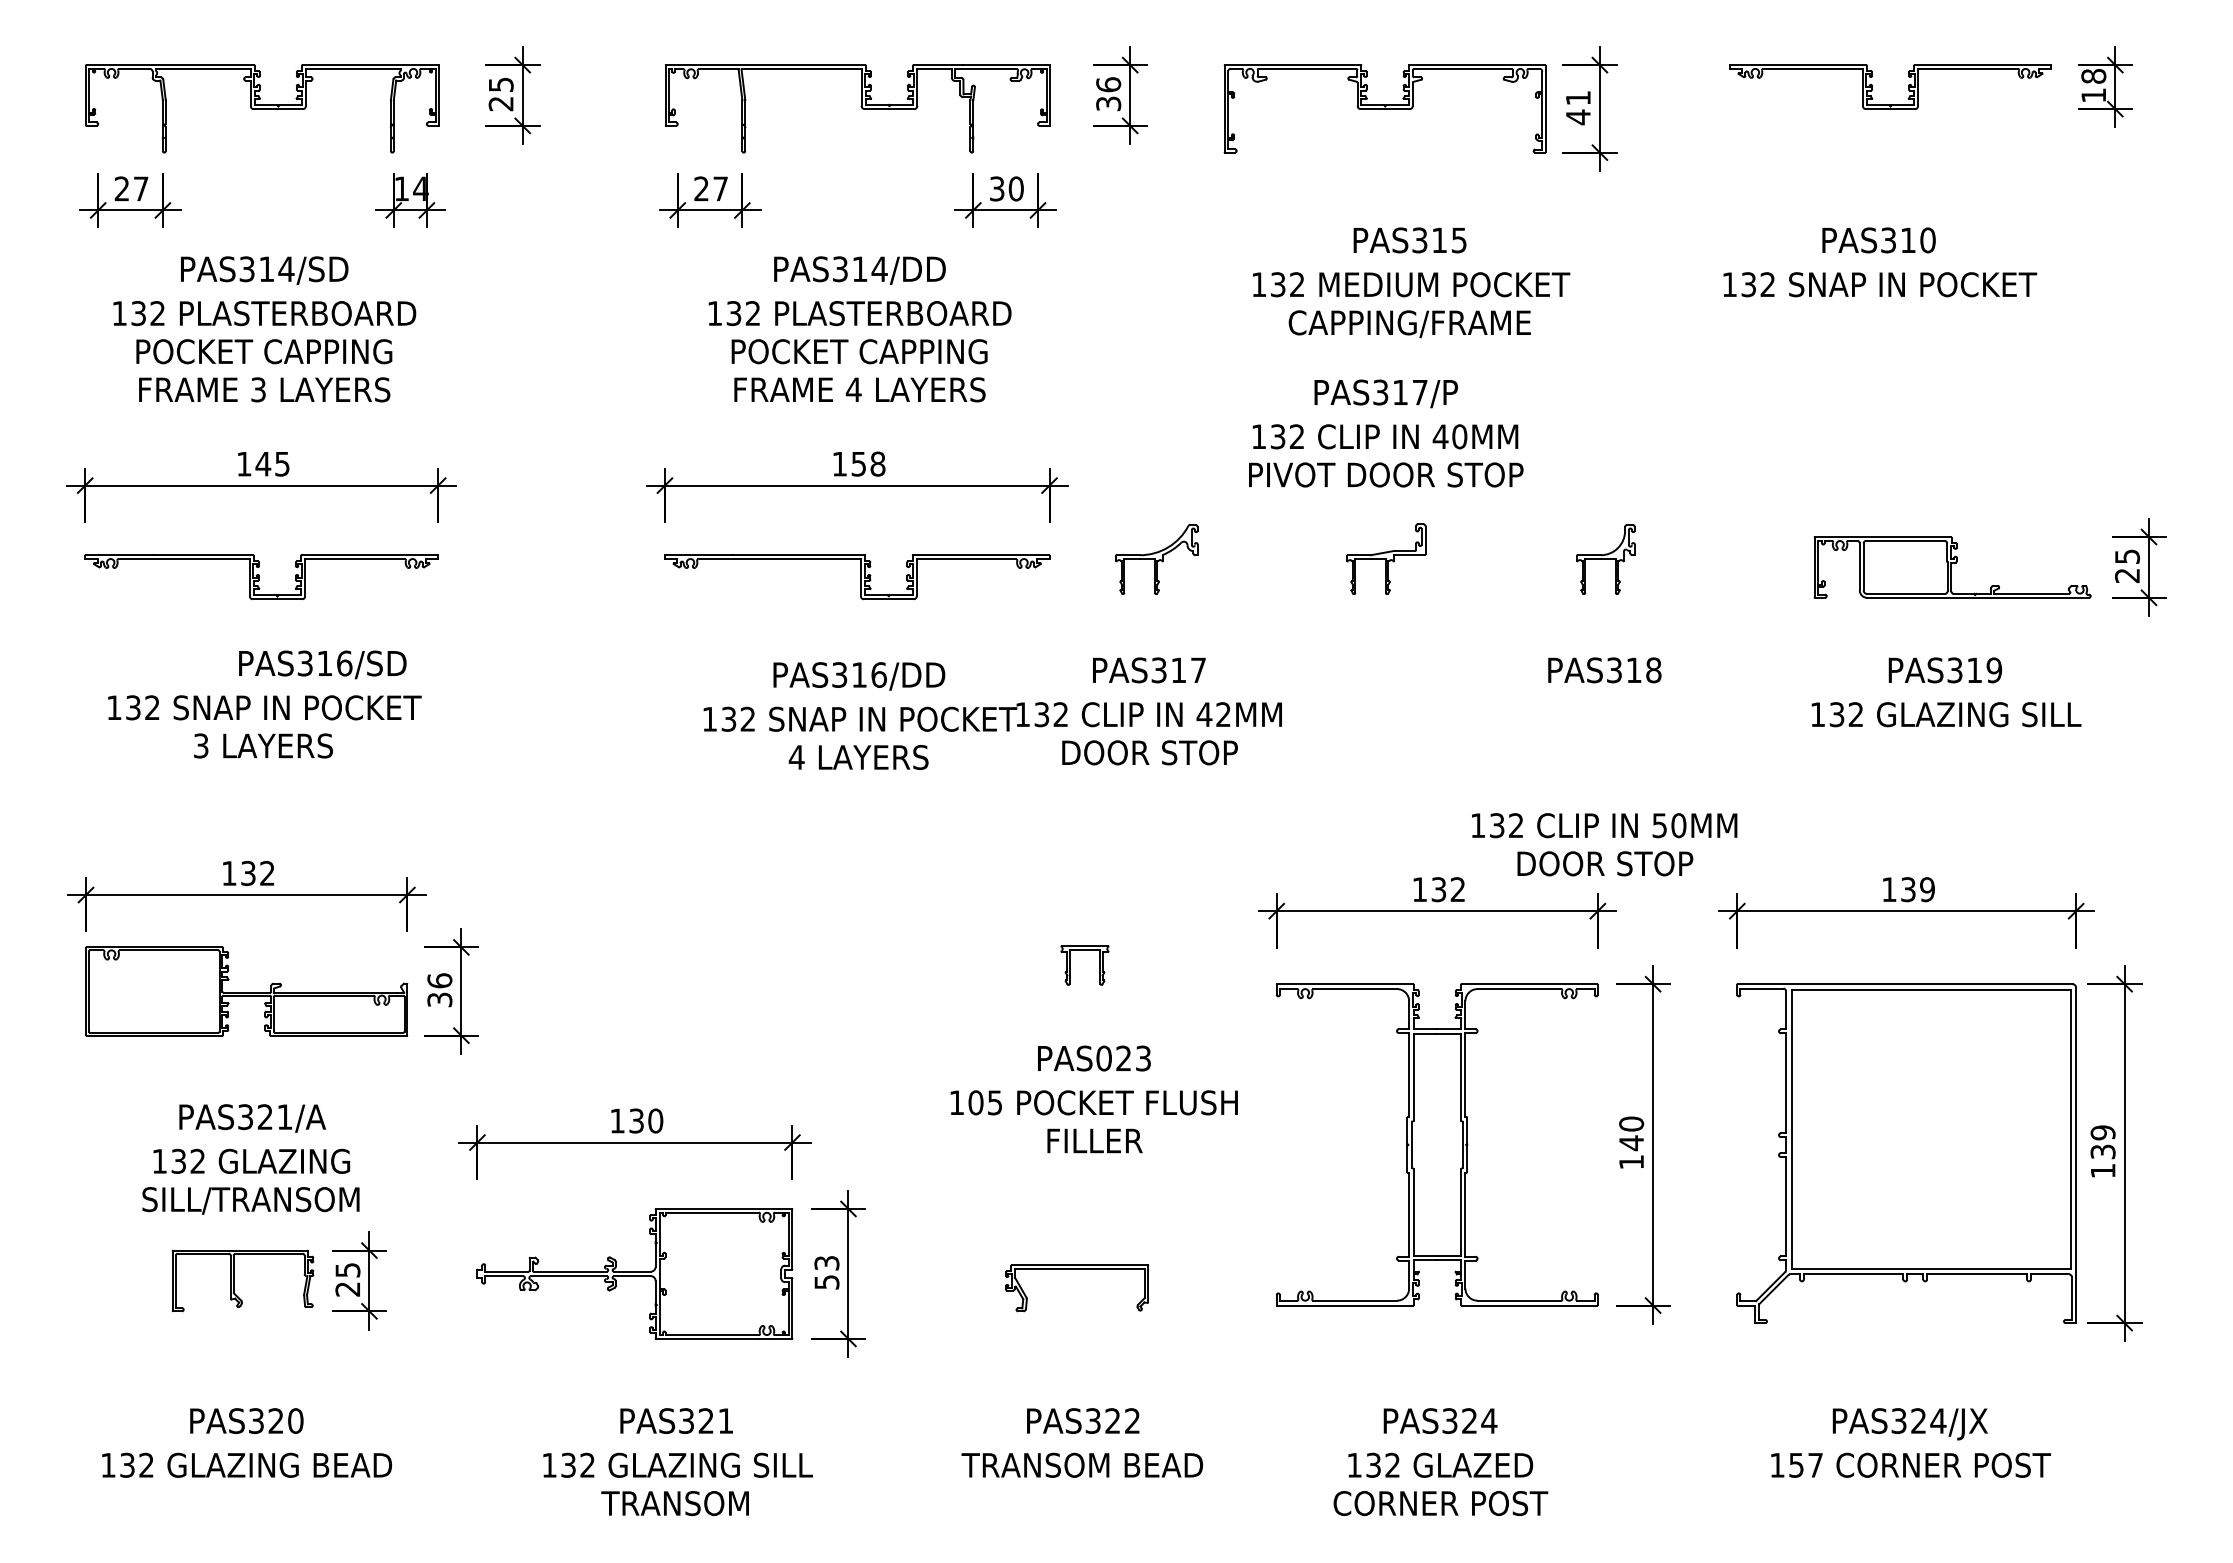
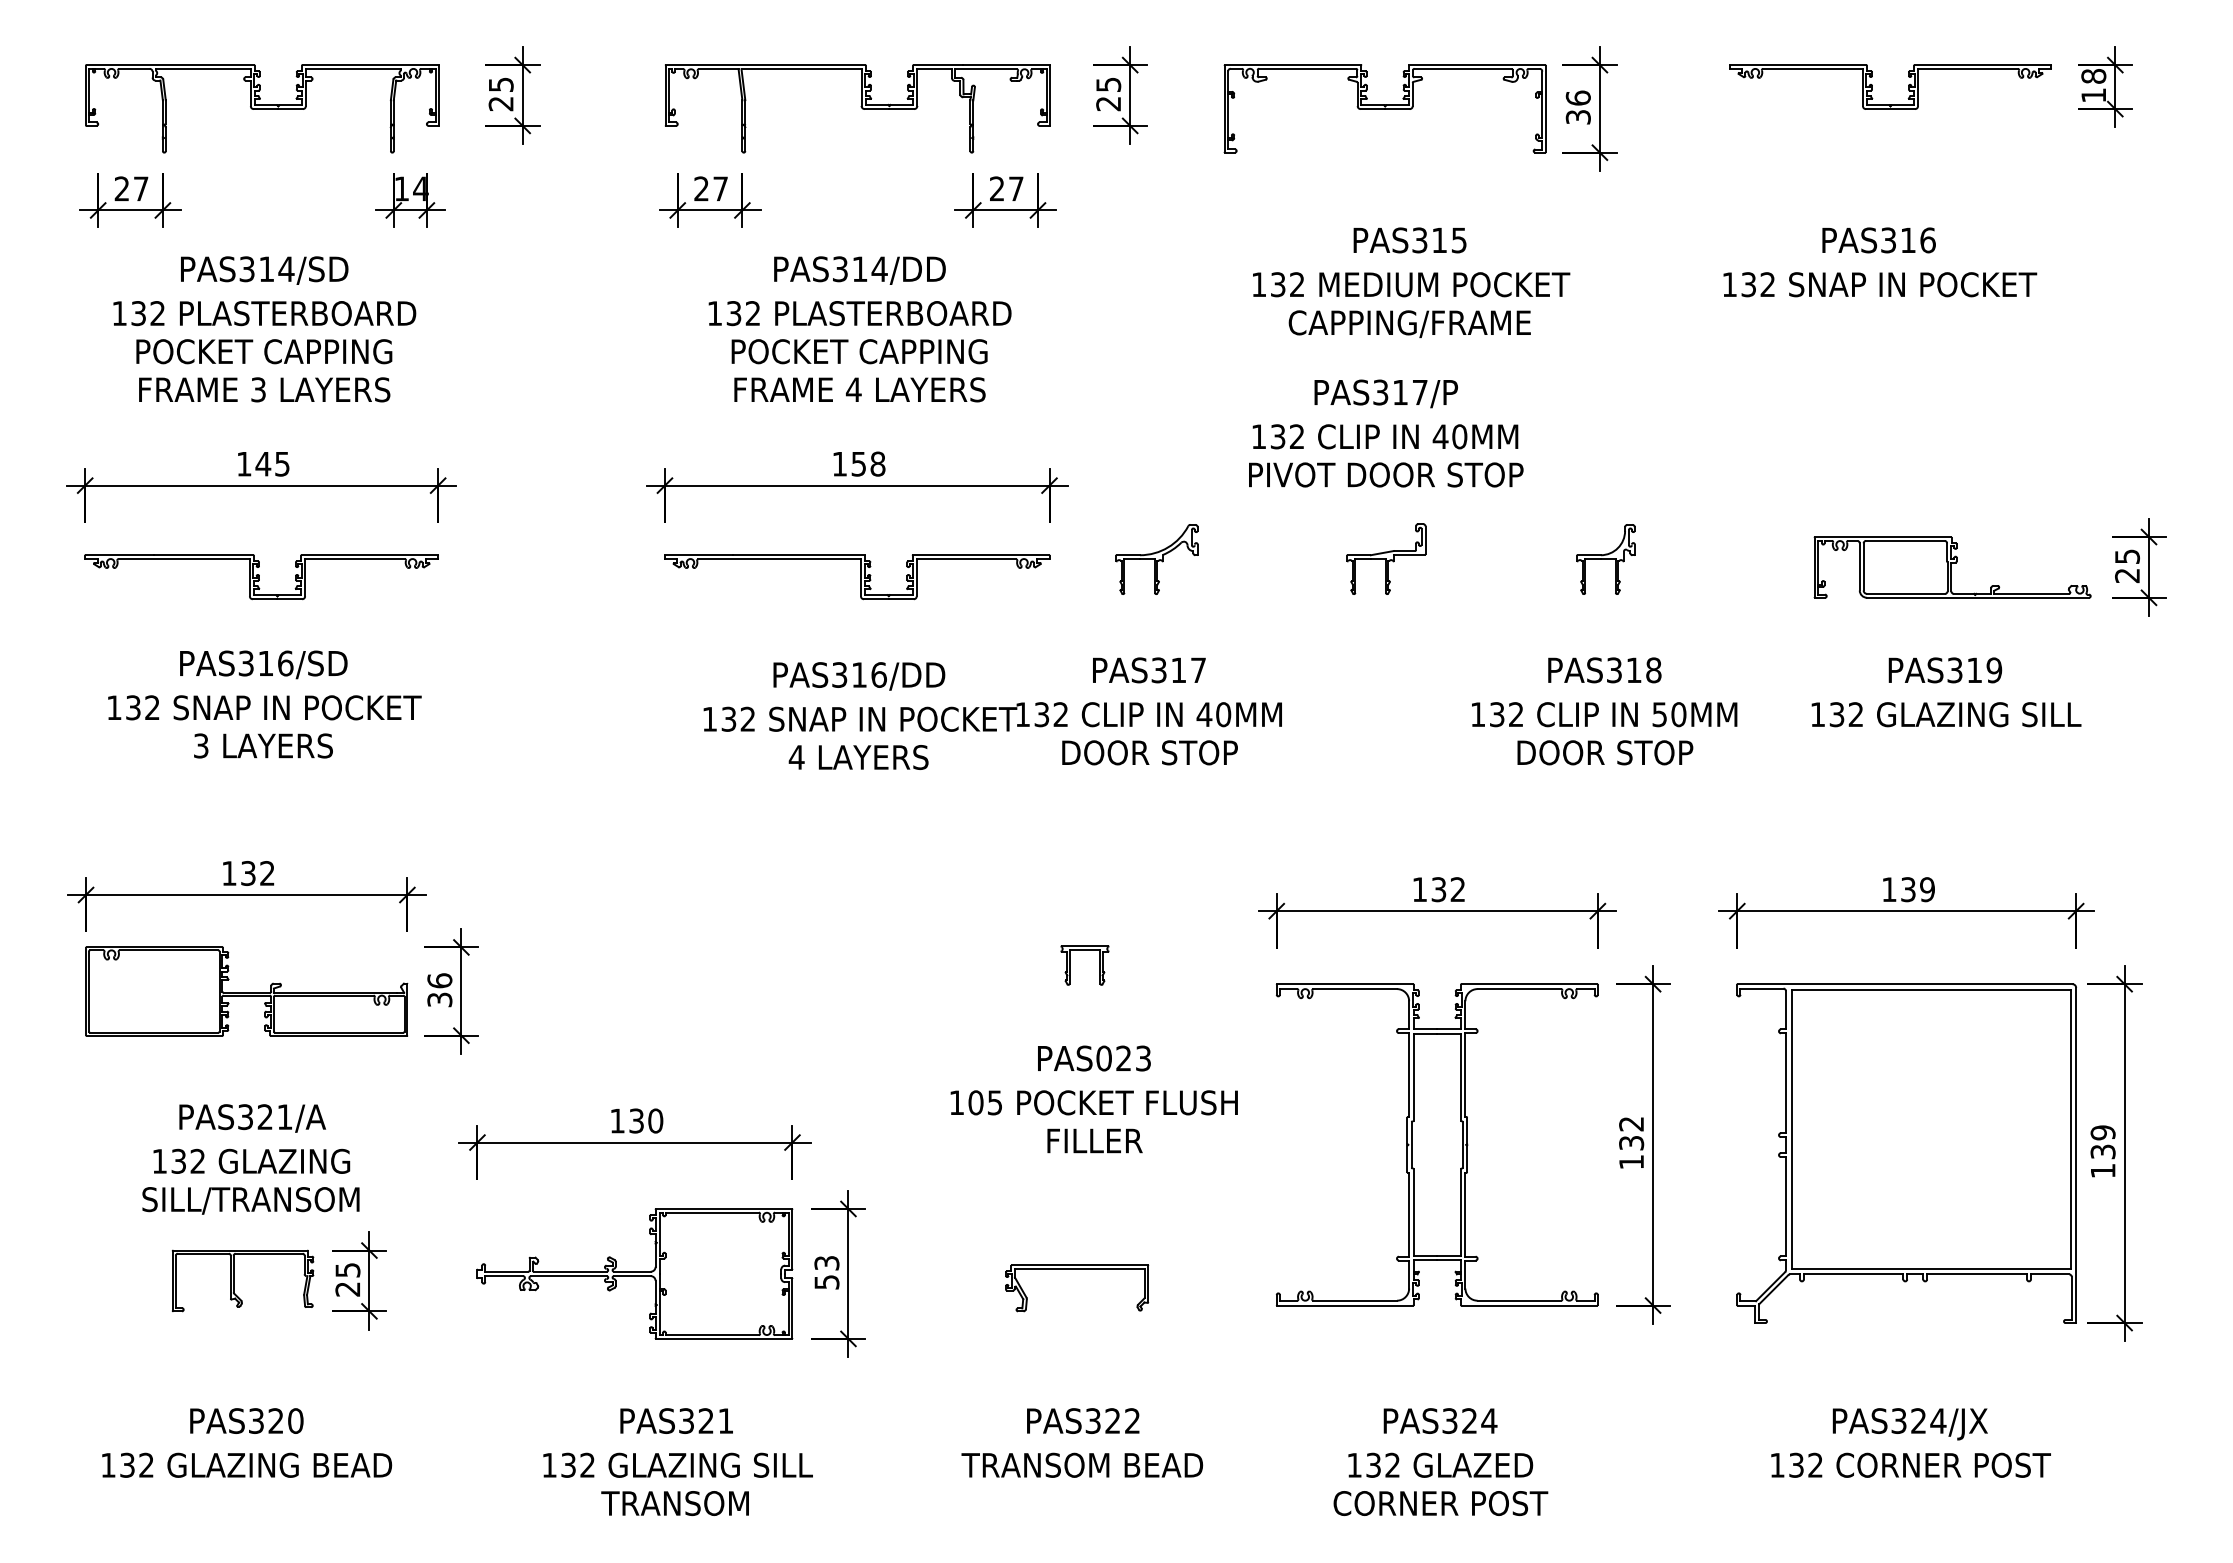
text: 36 -> 25 (1108, 94)
text: 41 -> 36 (1577, 107)
text: 30 -> 27 (1006, 188)
text: PAS310 -> PAS316 (1927, 240)
text position: (322, 664) -> (263, 664) (263, 664)
text: 42MM -> 40MM (1223, 714)
text position: (1604, 844) -> (1604, 733) (1604, 733)
text: 140 -> 132 (1631, 1133)
text: 157 -> 132 (1806, 1464)
